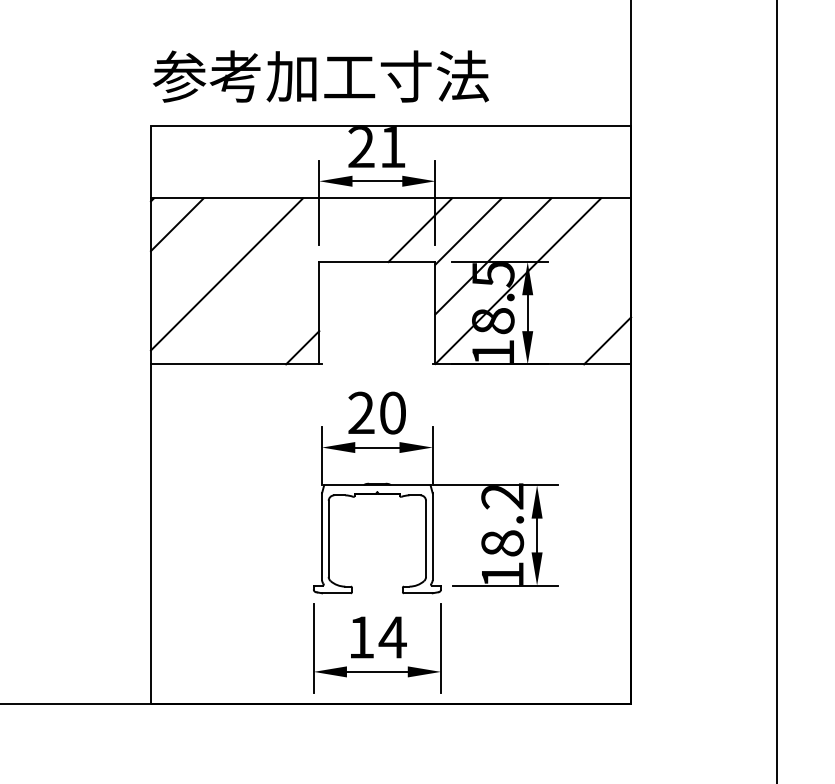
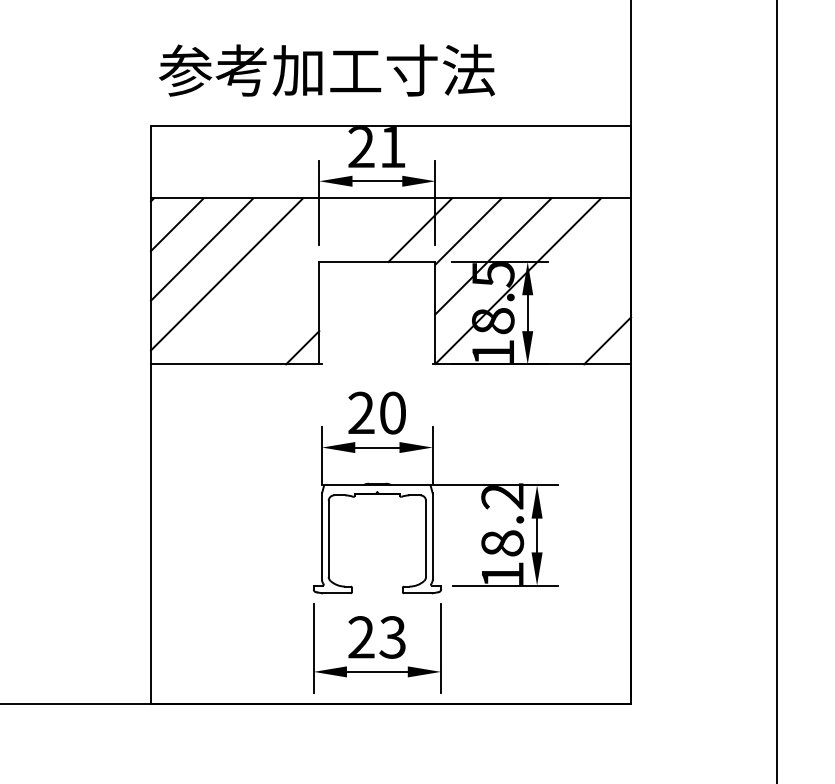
text position: (320, 76) -> (326, 70) (326, 70)
line: none -> present (201, 249)
text: 14 -> 23 (377, 637)
